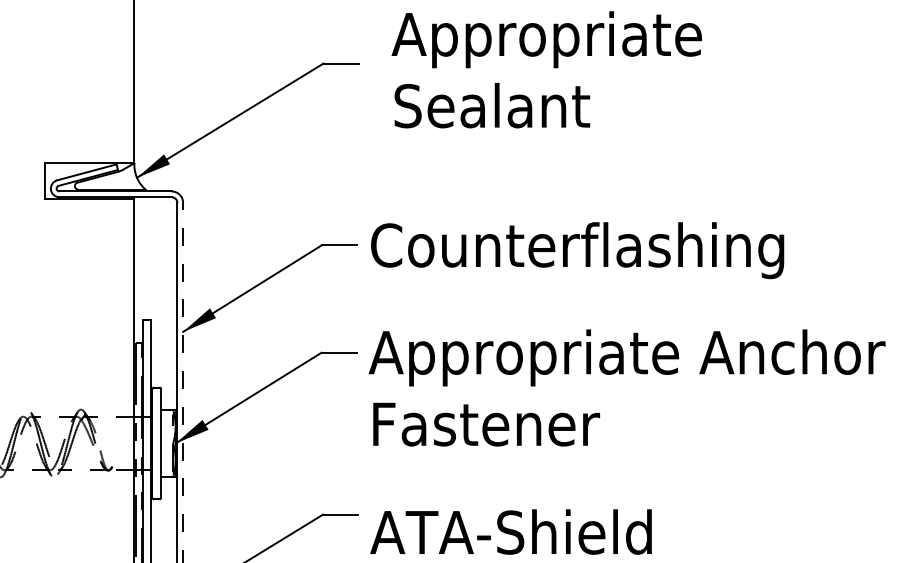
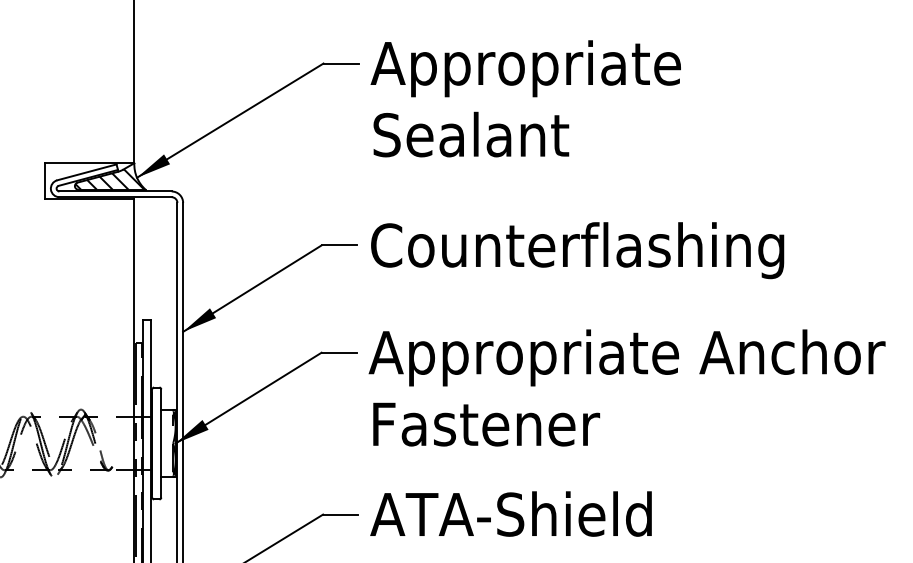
text position: (546, 69) -> (525, 98) (525, 98)
hatch: none -> present (109, 176)
line: dashed -> solid (183, 382)
text position: (510, 531) -> (510, 513) (510, 513)
